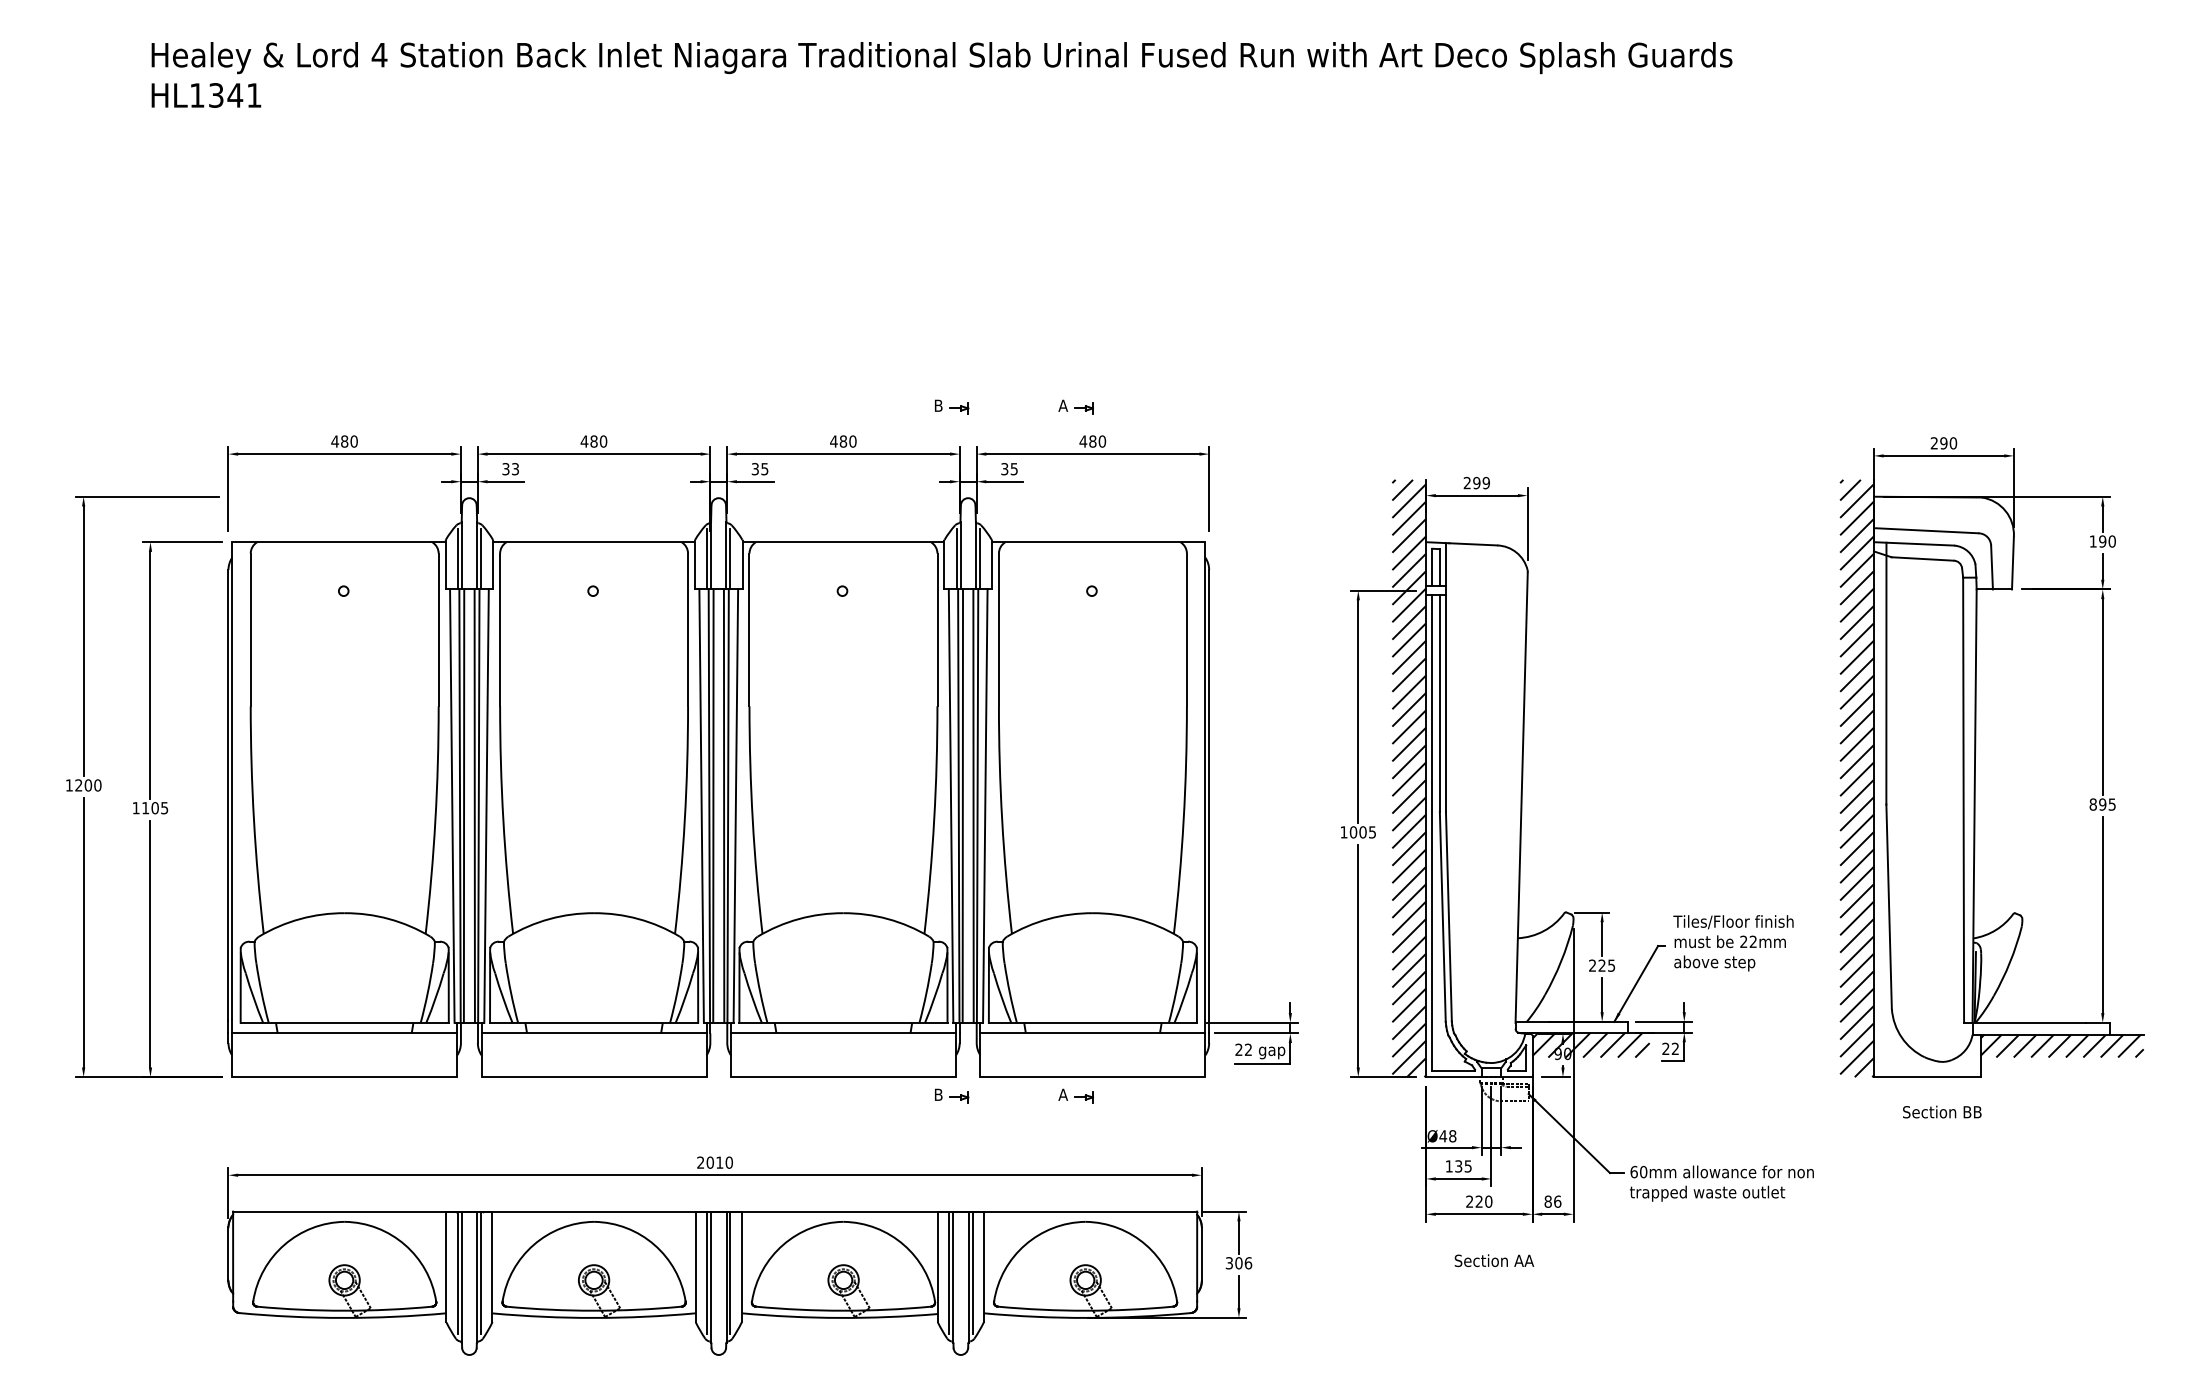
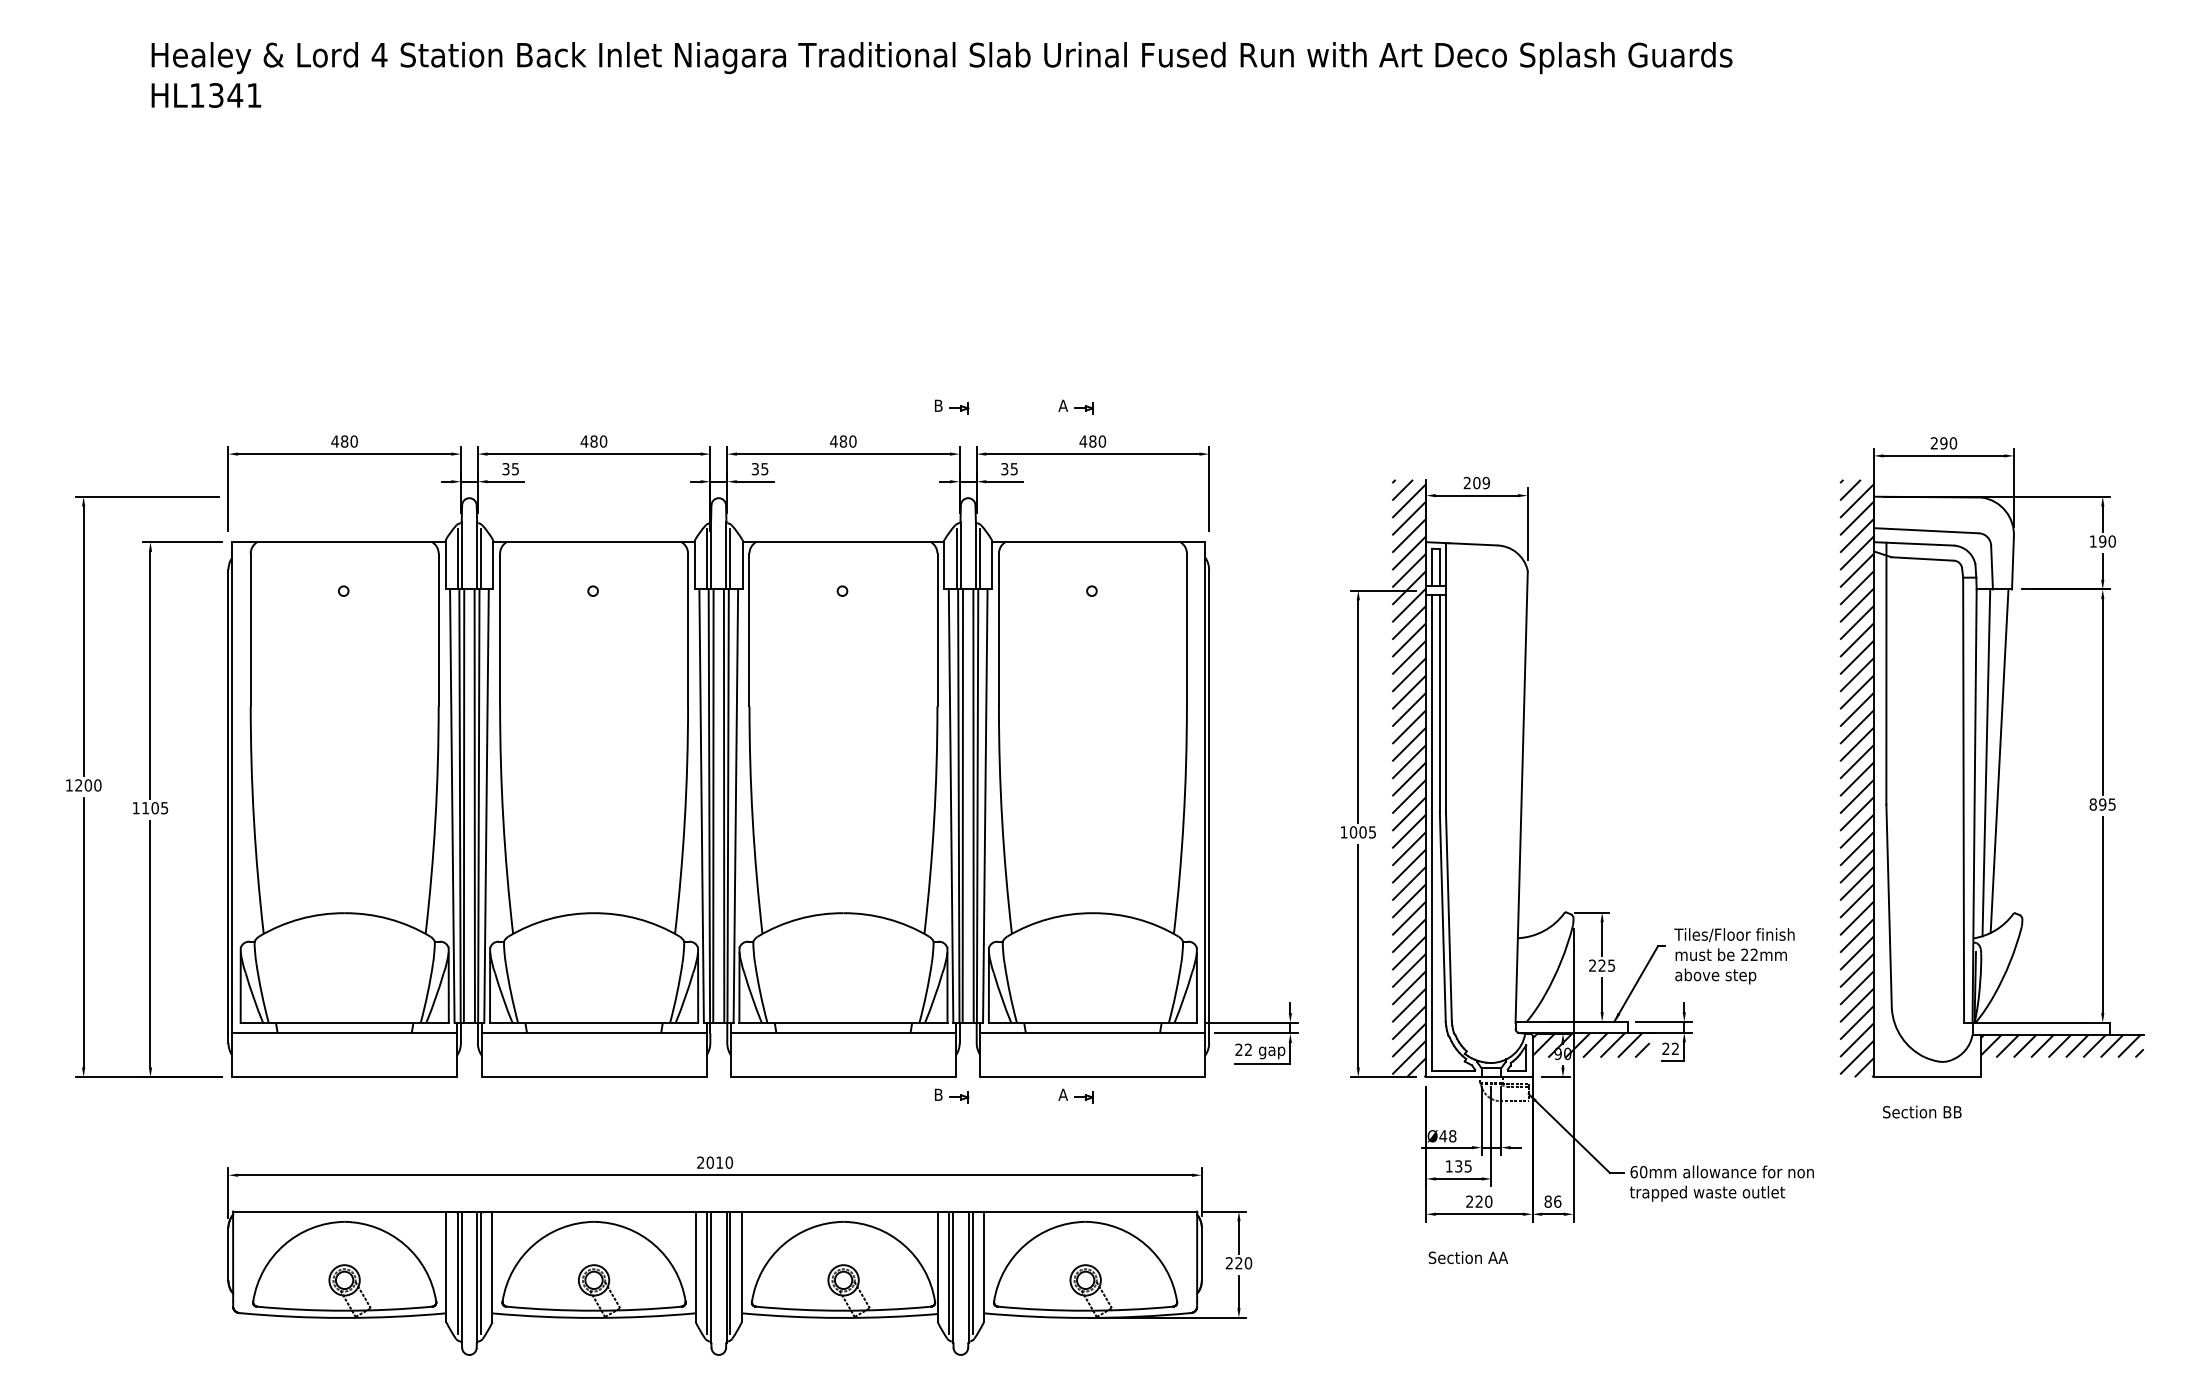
text: 33 -> 35 (515, 468)
text: 299 -> 209 (1476, 483)
line: none -> present (1999, 760)
line: none -> present (1986, 762)
text position: (1733, 943) -> (1734, 956) (1734, 956)
text position: (1942, 1111) -> (1922, 1111) (1922, 1111)
text position: (1494, 1260) -> (1468, 1257) (1468, 1257)
text: 306 -> 220 (1238, 1263)
